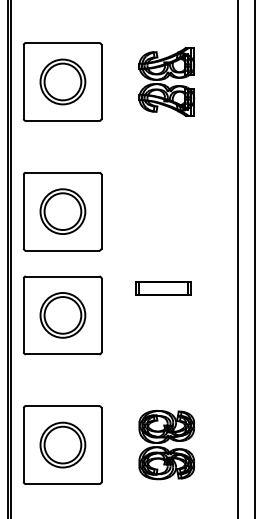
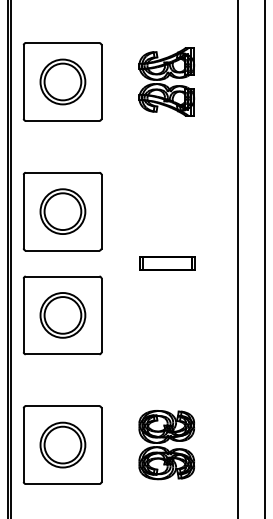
line position: (254, 258) -> (264, 258) (264, 258)
part position: (163, 288) -> (167, 263) (167, 263)
